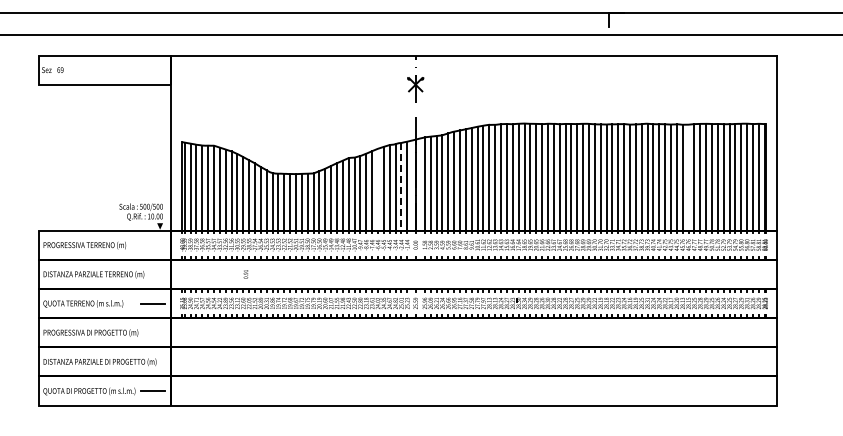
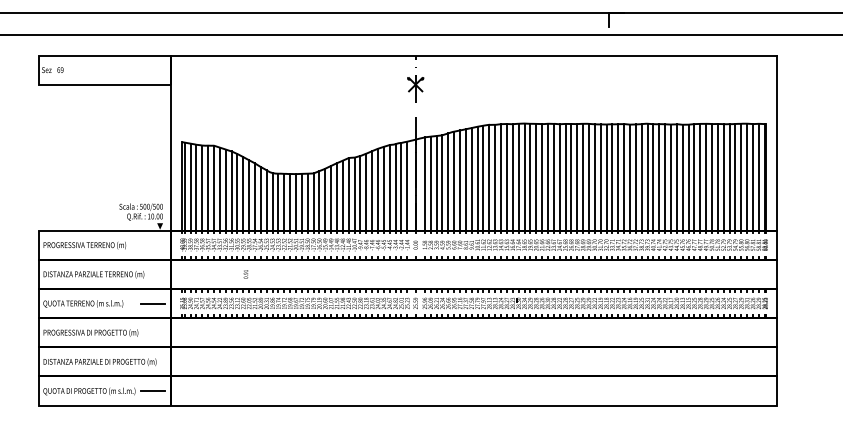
line: none -> present (688, 177)
line: dashed -> solid (401, 186)
line: none -> present (378, 189)
